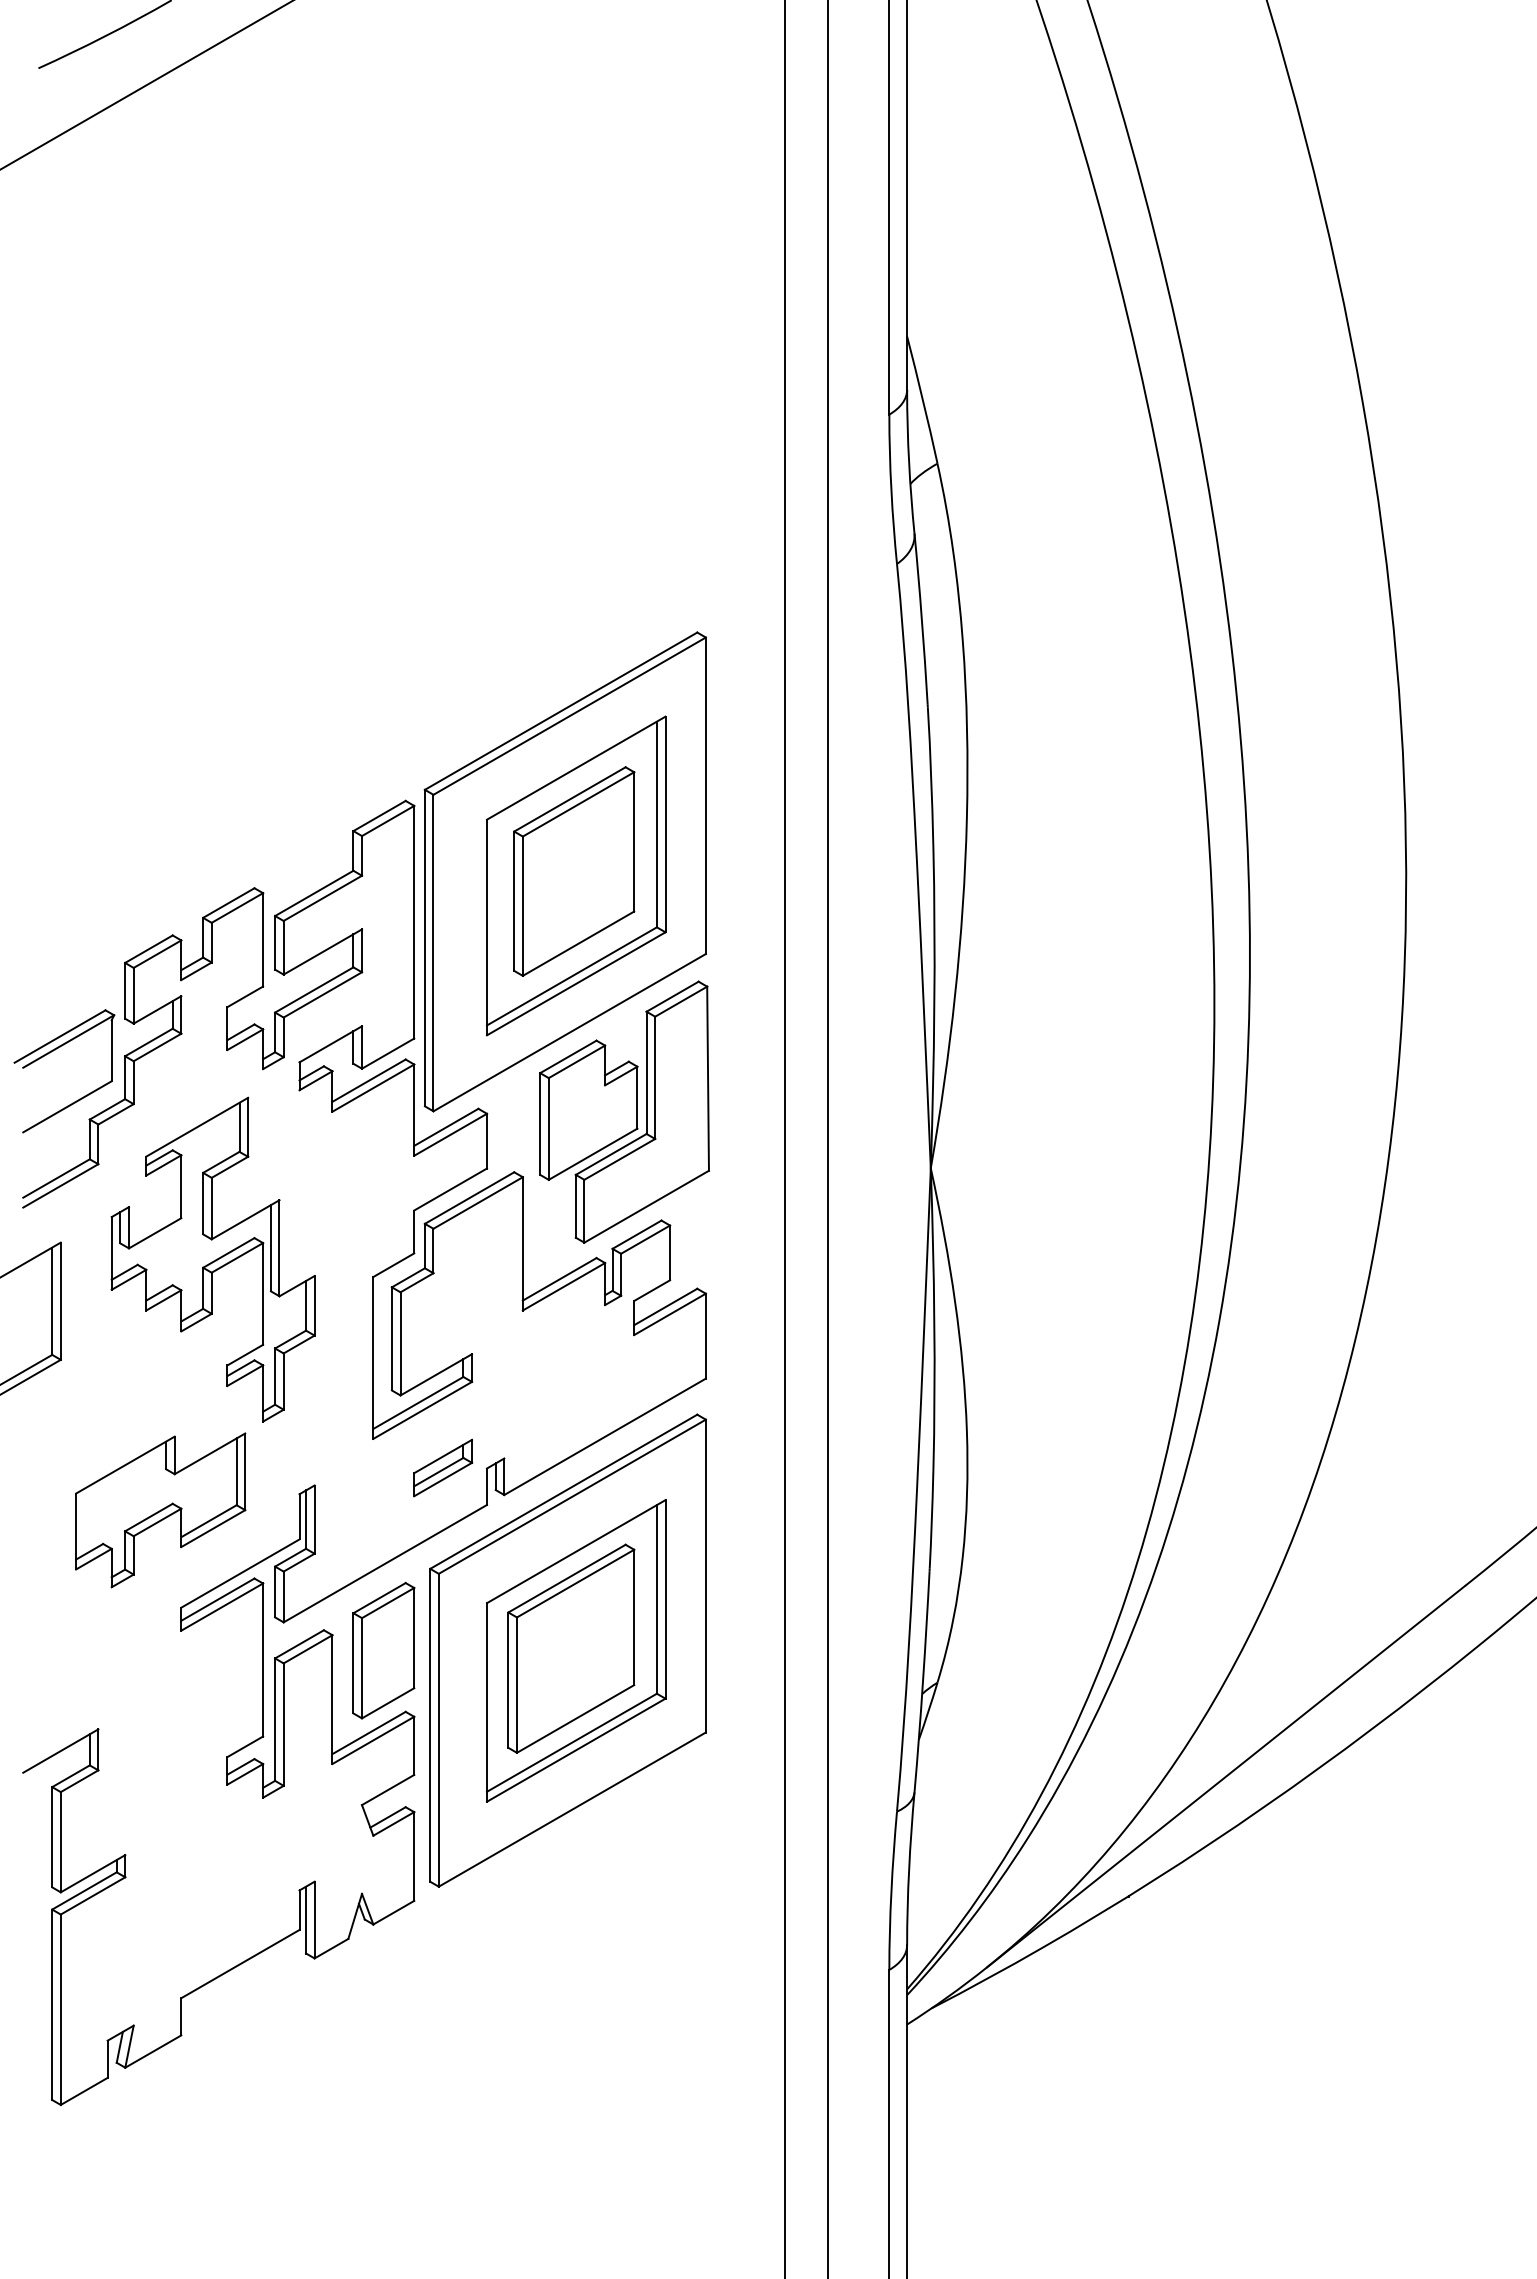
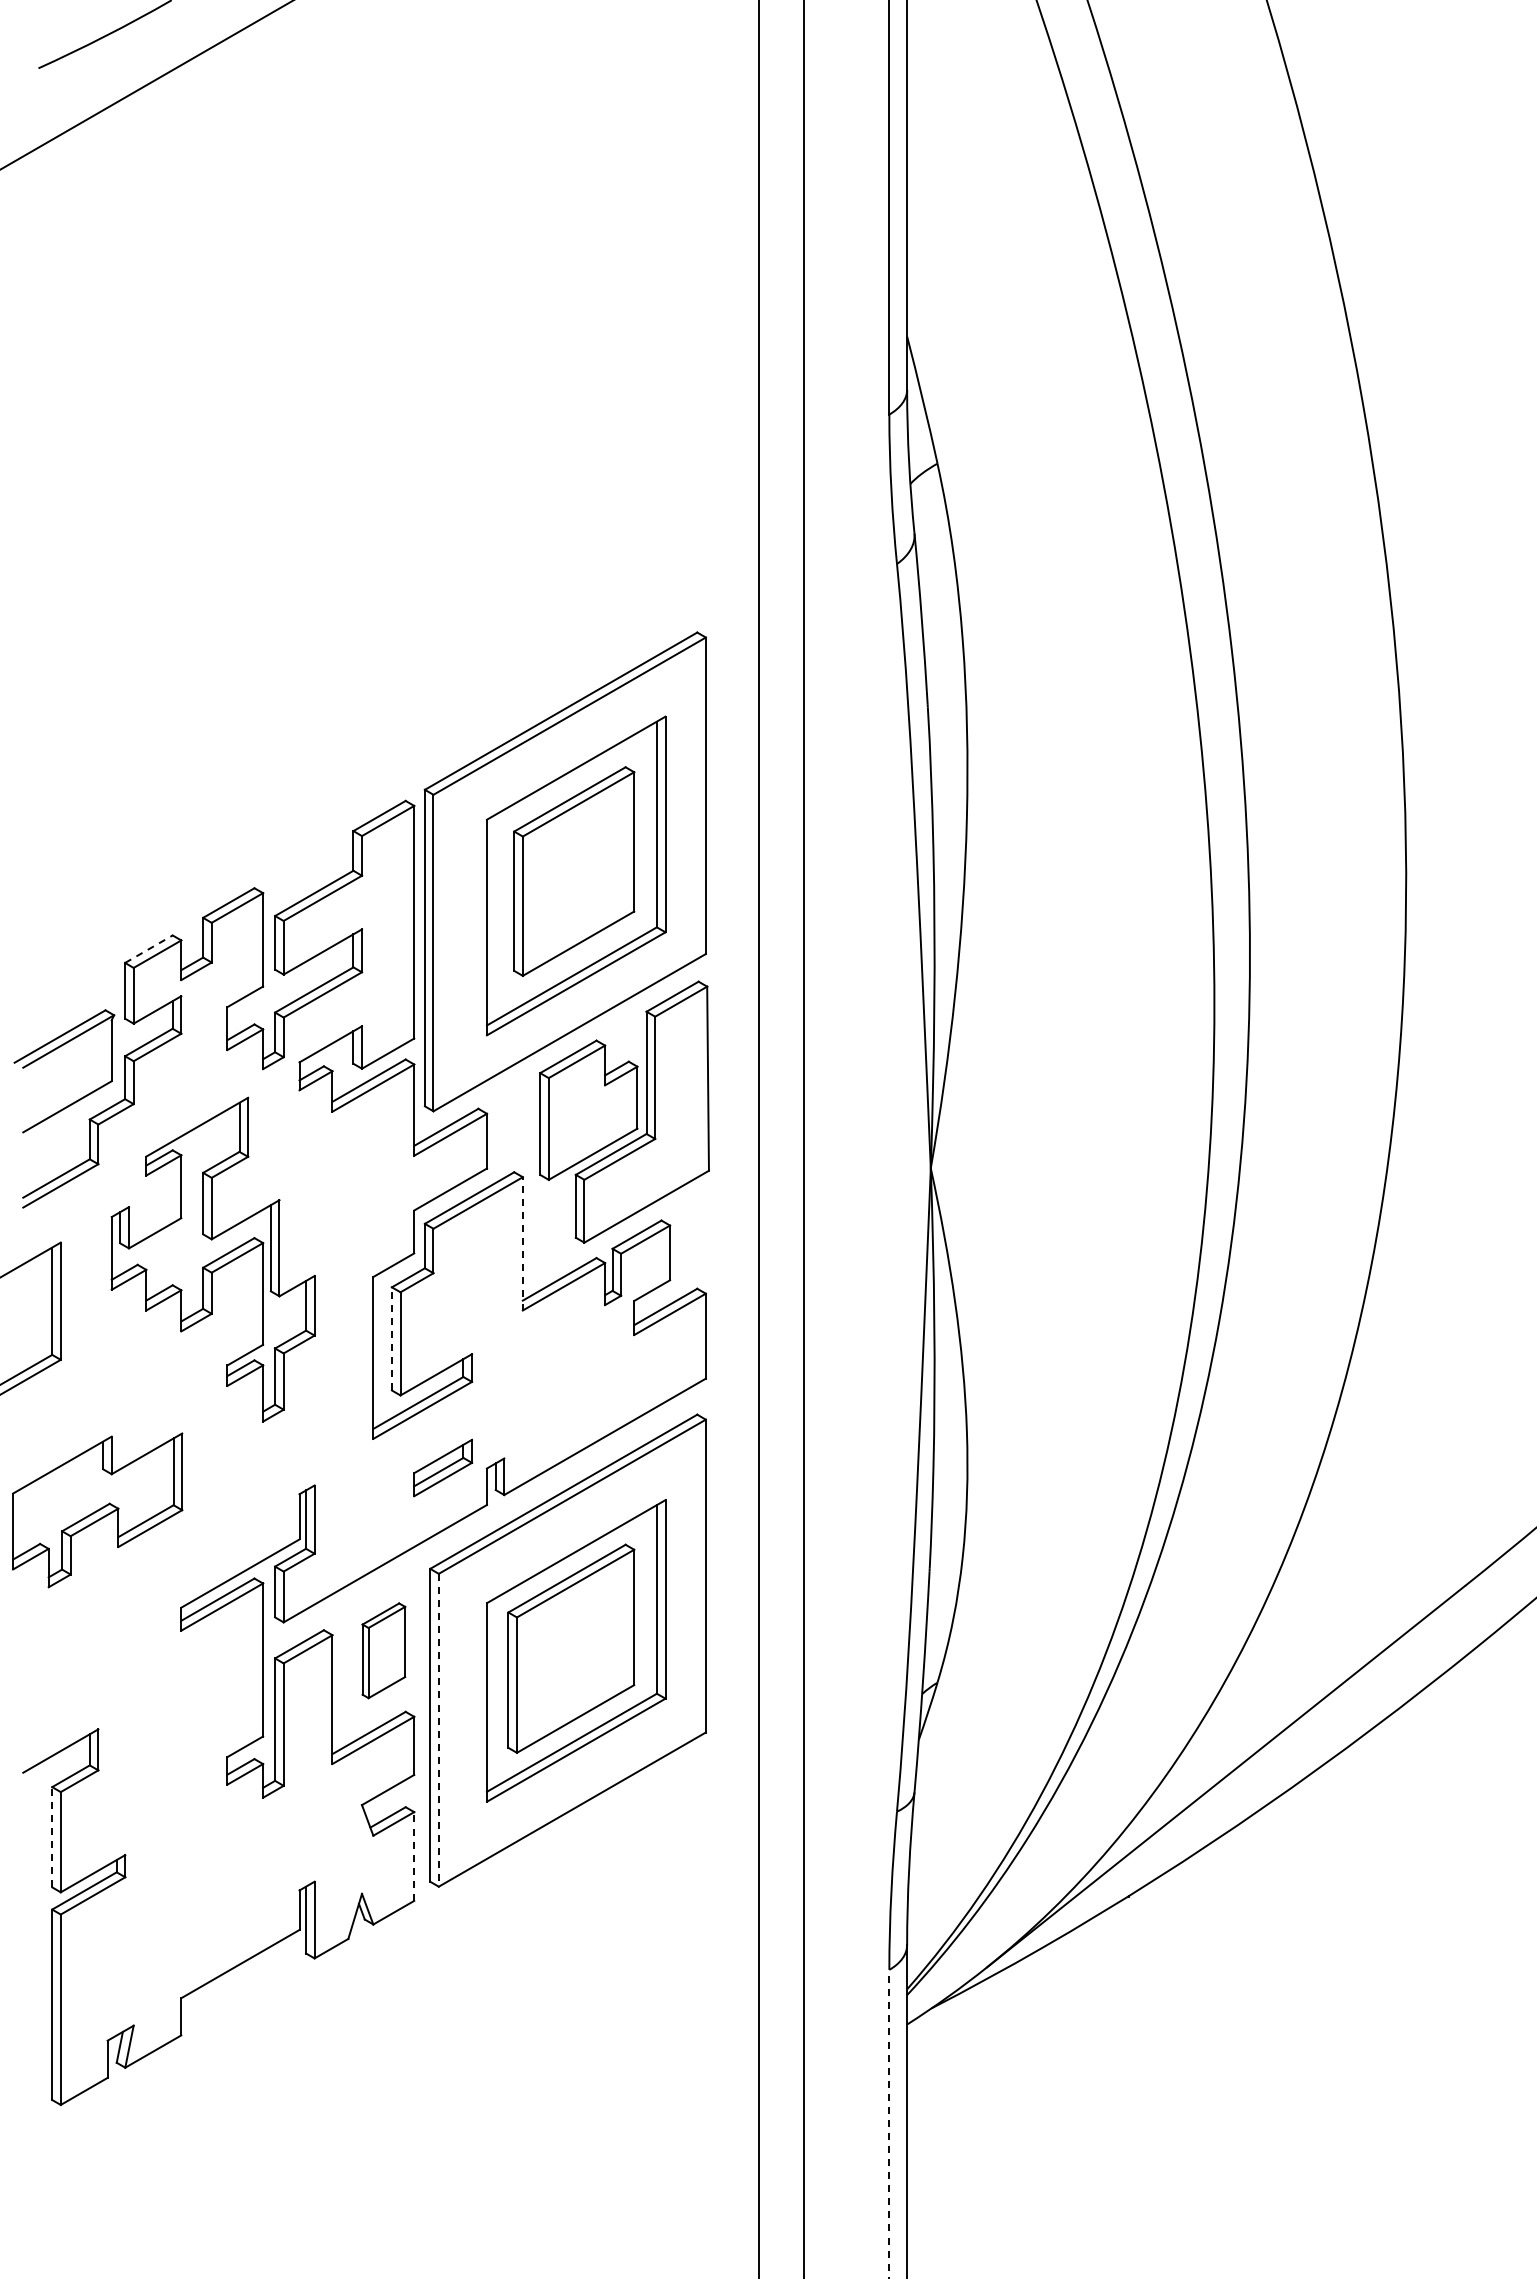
line: solid -> dashed (149, 948)
line position: (785, 1138) -> (759, 1138) (759, 1138)
line position: (828, 1138) -> (804, 1138) (804, 1138)
line: solid -> dashed (522, 1243)
line: solid -> dashed (391, 1338)
part position: (160, 1510) -> (97, 1510) (97, 1510)
part size: 64x138 px -> 46x98 px (383, 1650)
line: solid -> dashed (438, 1730)
line: solid -> dashed (52, 1836)
line: solid -> dashed (414, 1856)
line: solid -> dashed (889, 2123)
